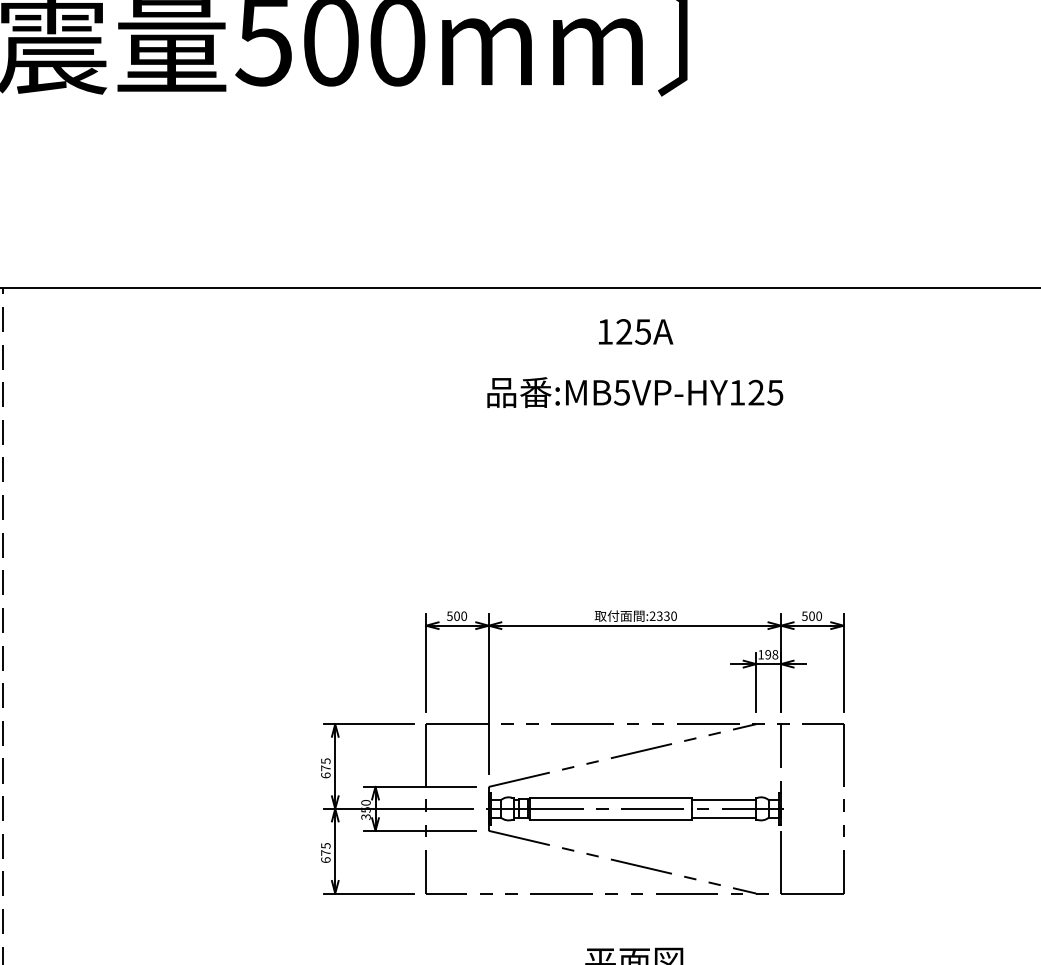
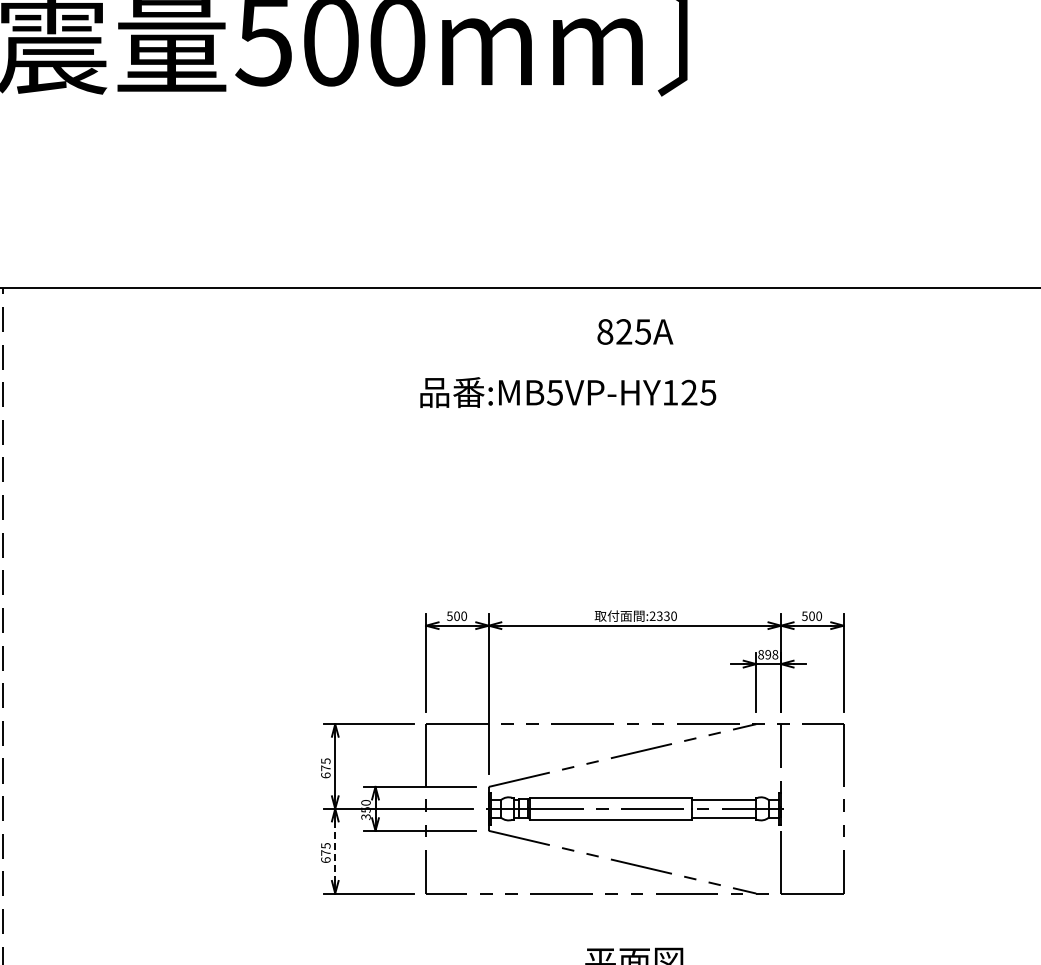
text: 125A -> 825A (605, 331)
text position: (635, 392) -> (568, 392) (568, 392)
text: 198 -> 898 (760, 654)
line: solid -> dashed (335, 851)
